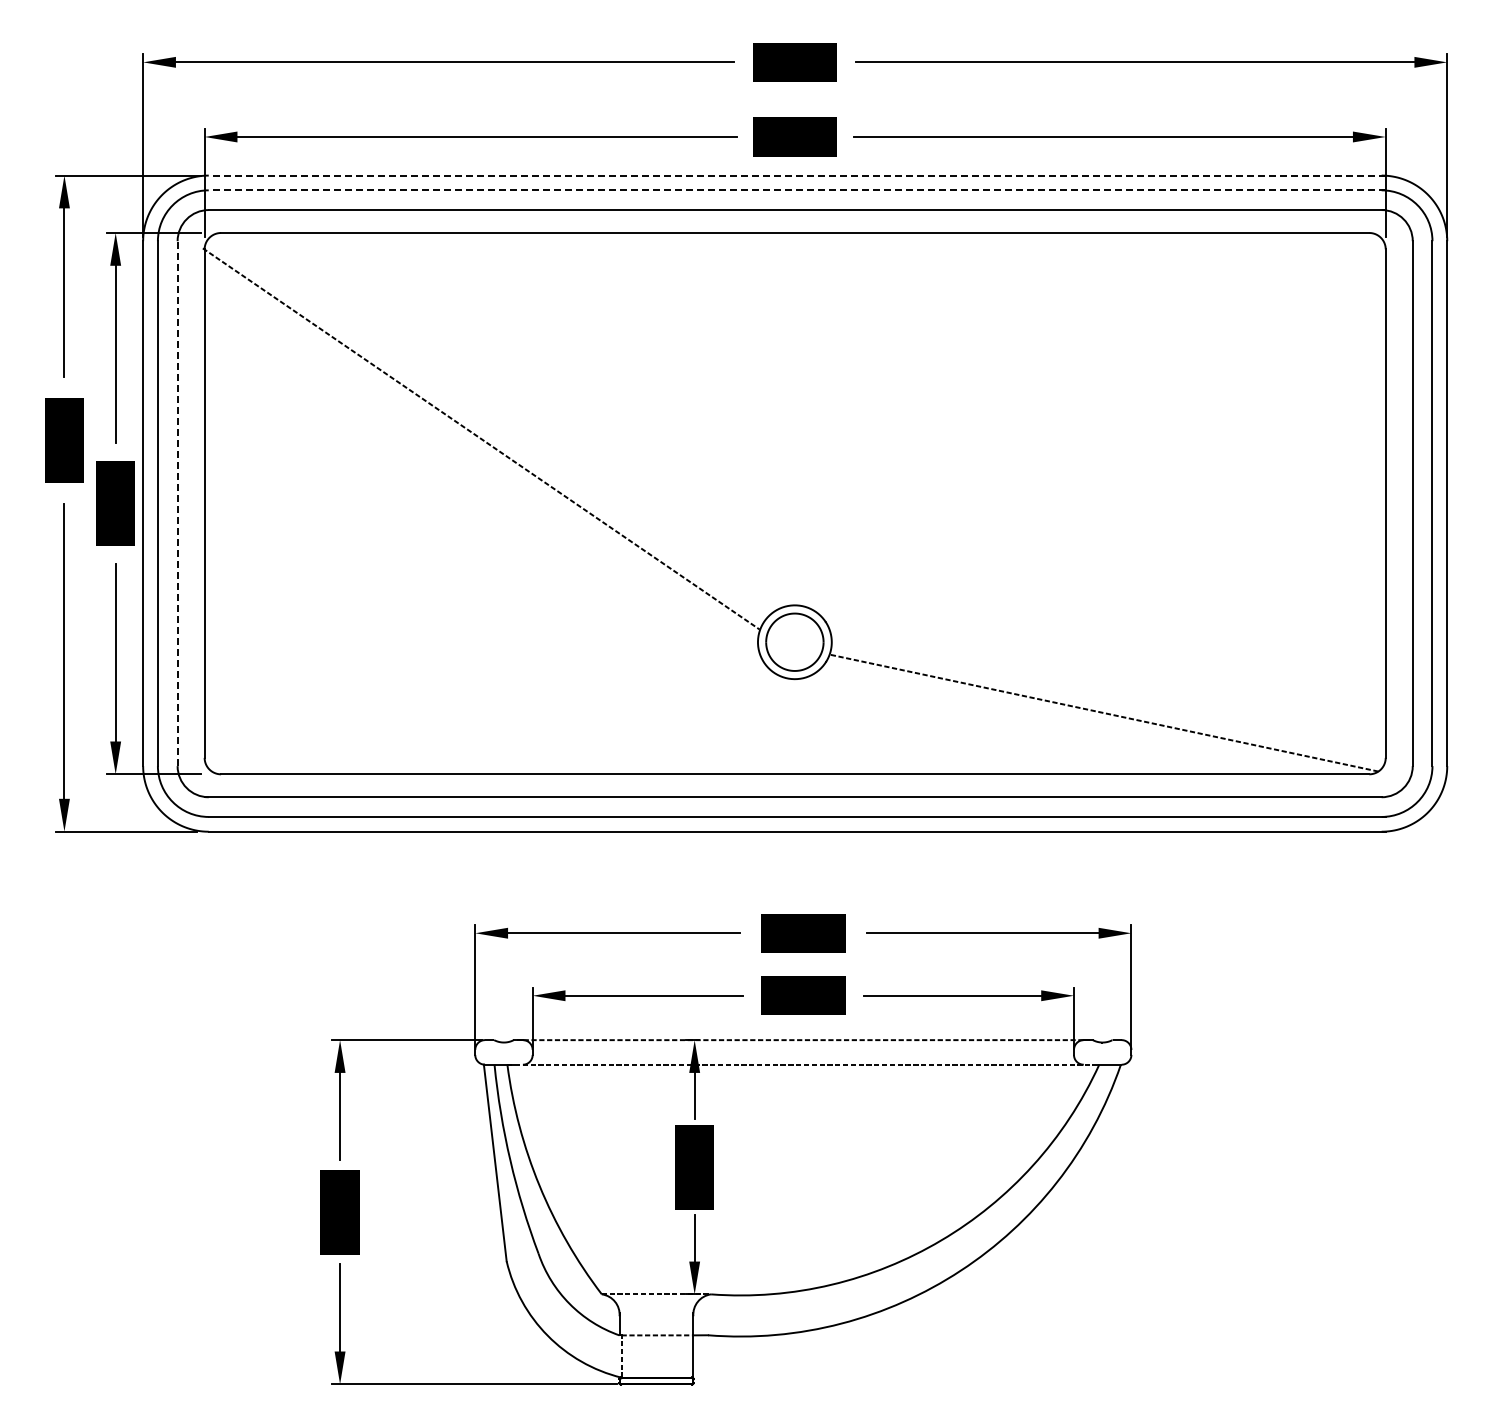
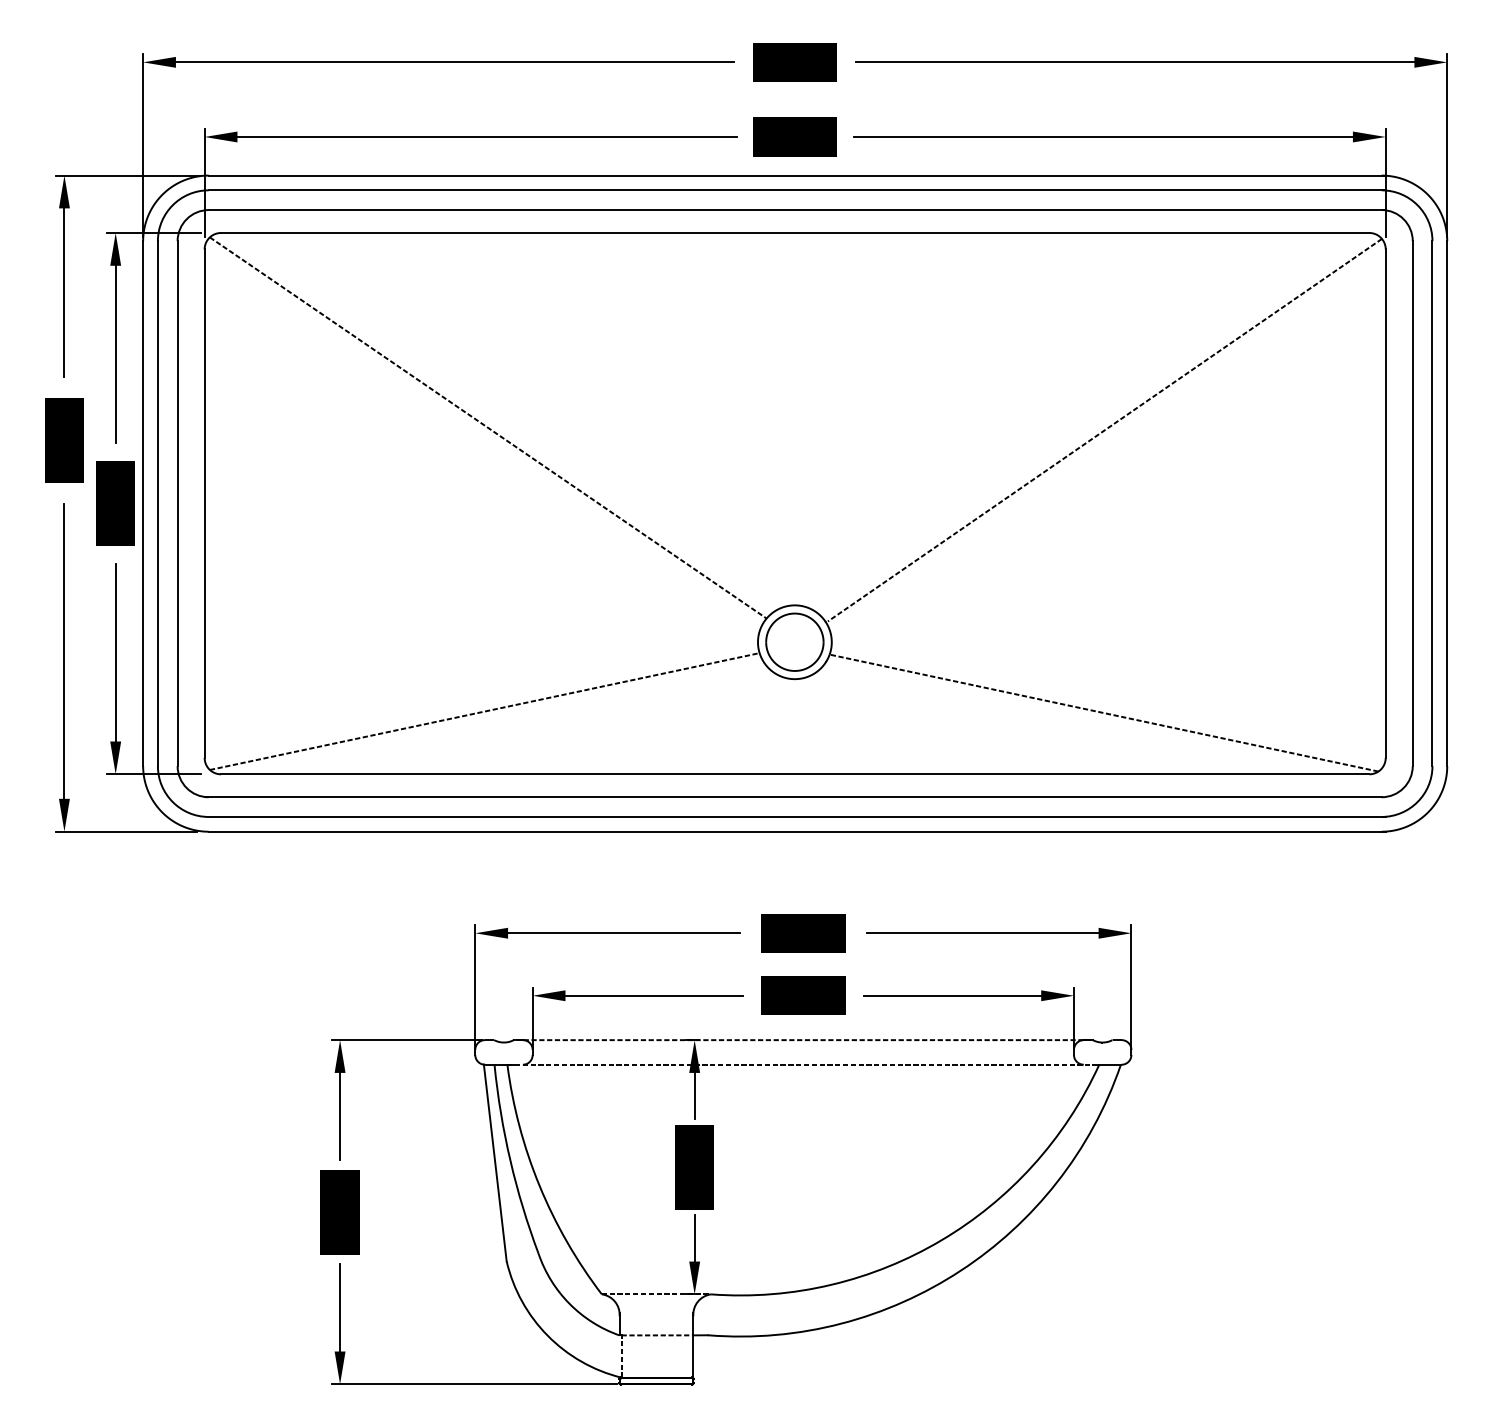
line: dashed -> solid (796, 175)
line: dashed -> solid (796, 190)
line: none -> present (1104, 429)
line position: (480, 438) -> (487, 427) (487, 427)
line: dashed -> solid (177, 503)
line: none -> present (484, 711)
